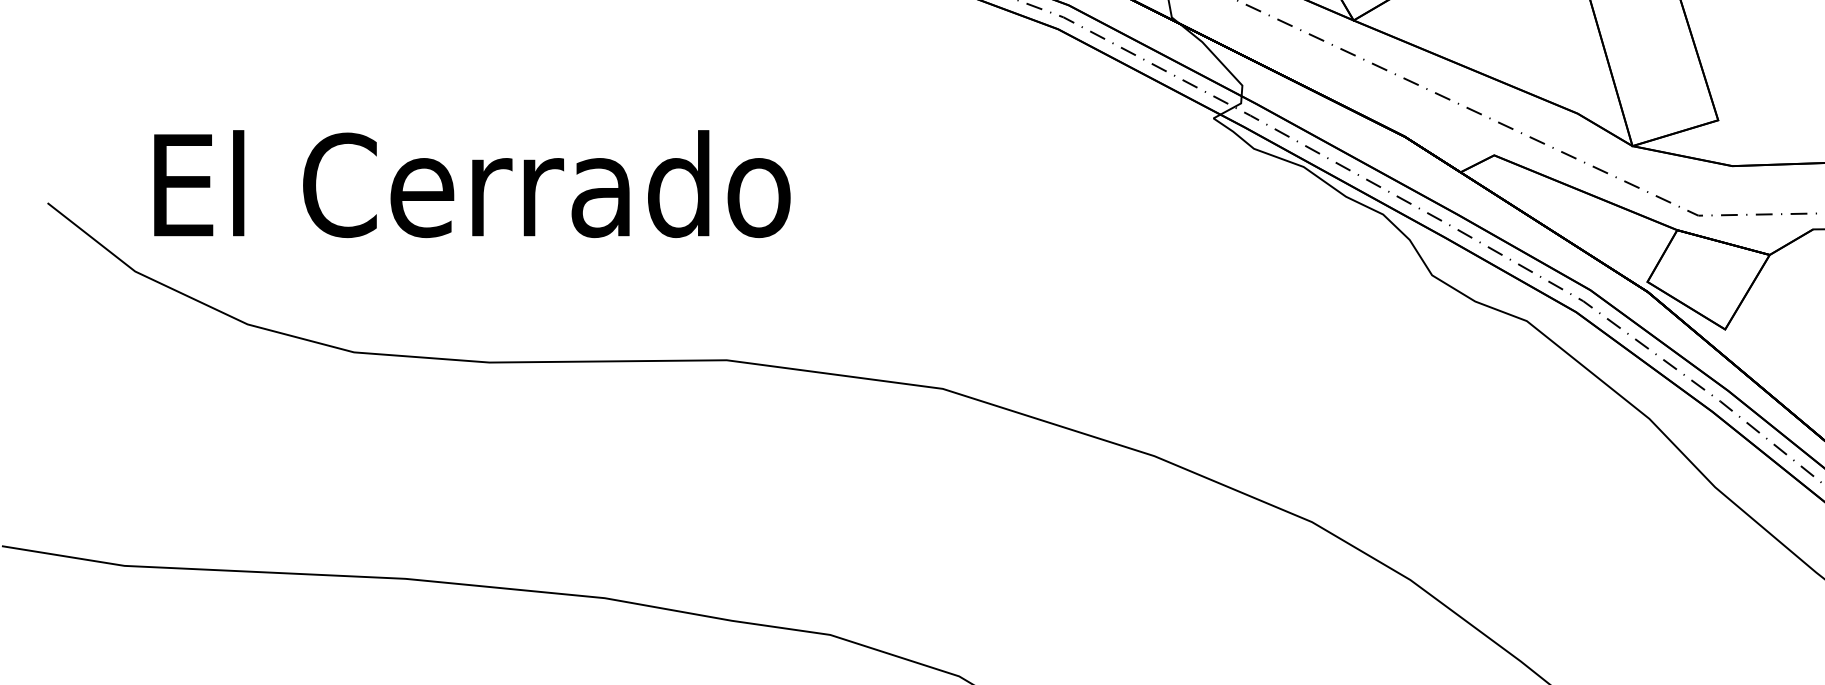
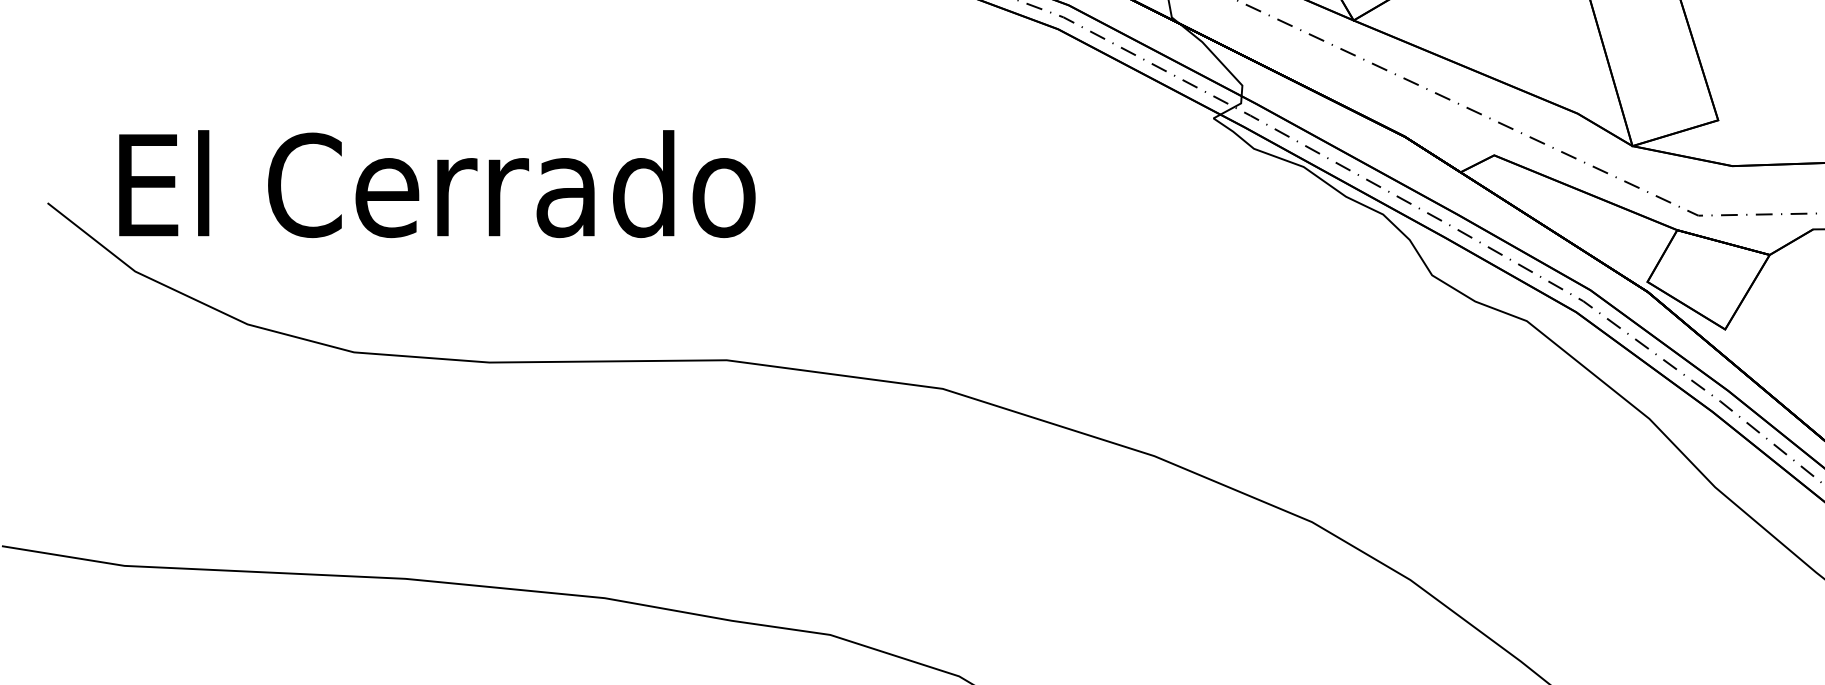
text position: (472, 184) -> (437, 184) (437, 184)
